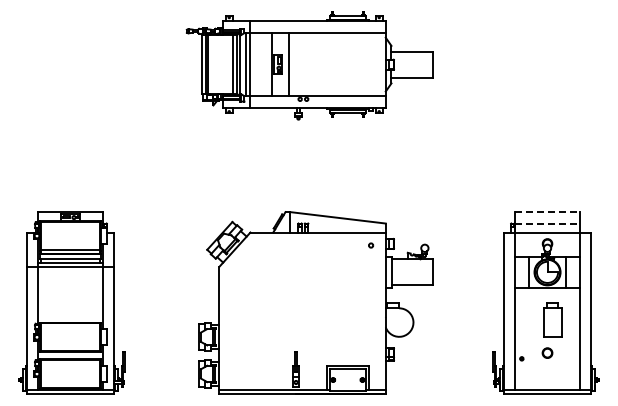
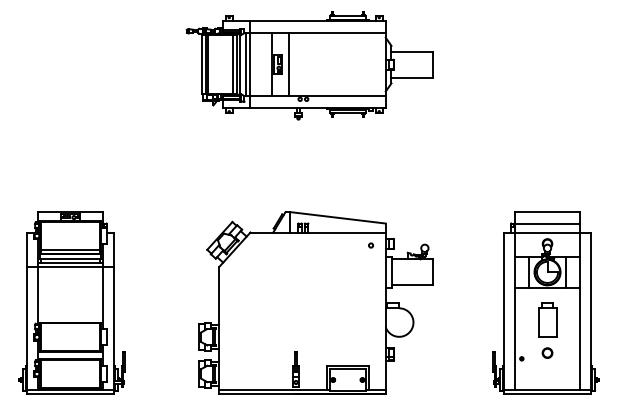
line: dashed -> solid (548, 212)
line: dashed -> solid (548, 223)
part position: (552, 319) -> (547, 319) (547, 319)
